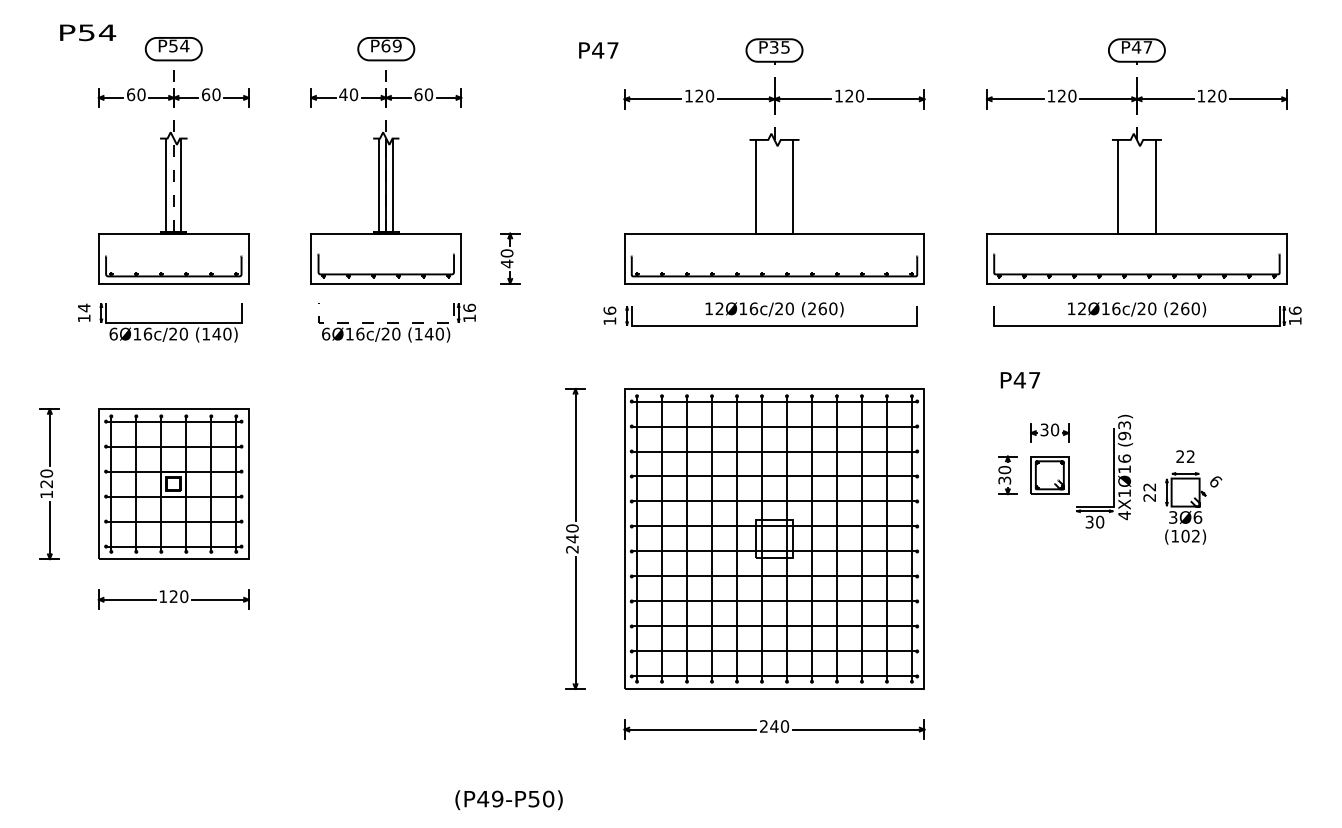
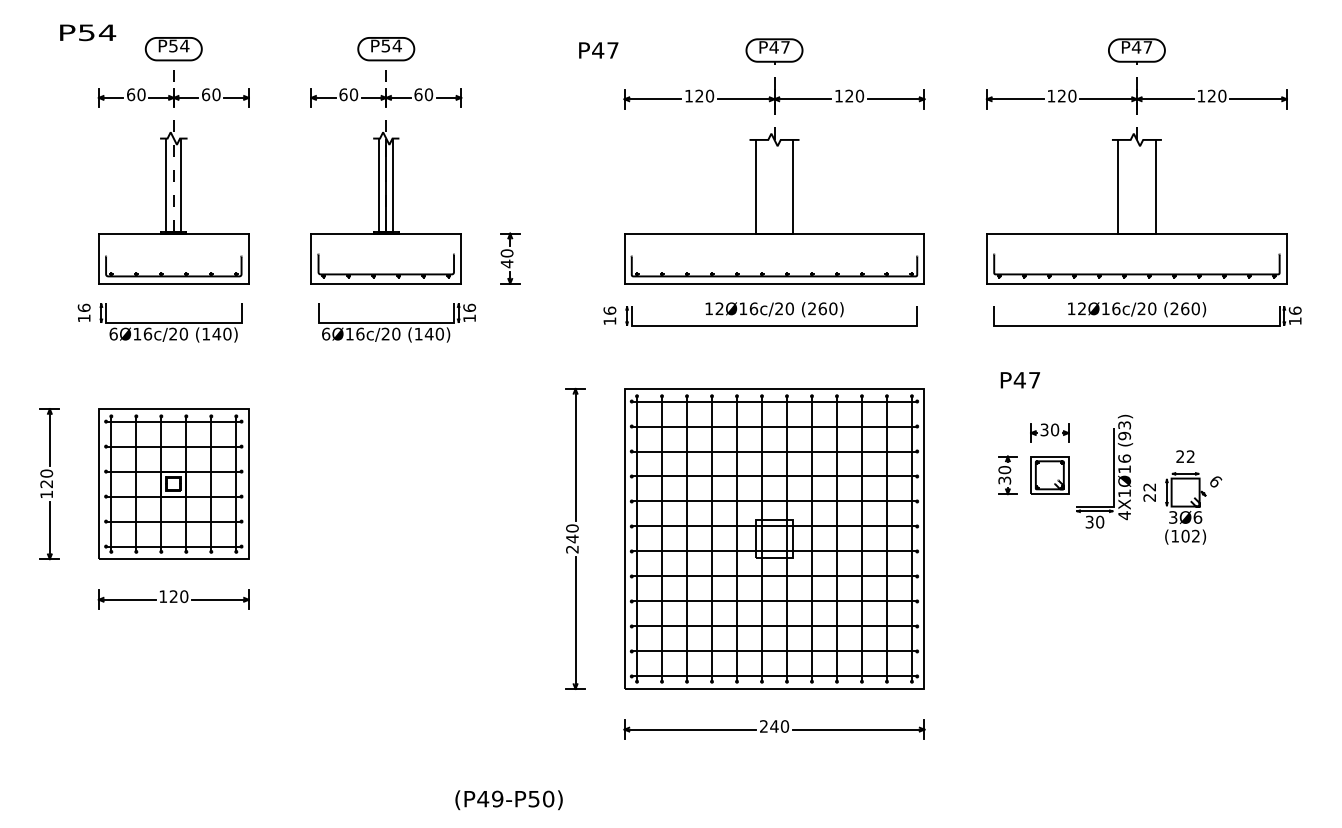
text: P69 -> P54 (391, 45)
text: P35 -> P47 (779, 47)
text: 40 -> 60 (343, 94)
text: 14 -> 16 (83, 307)
line: dashed -> solid (386, 323)
